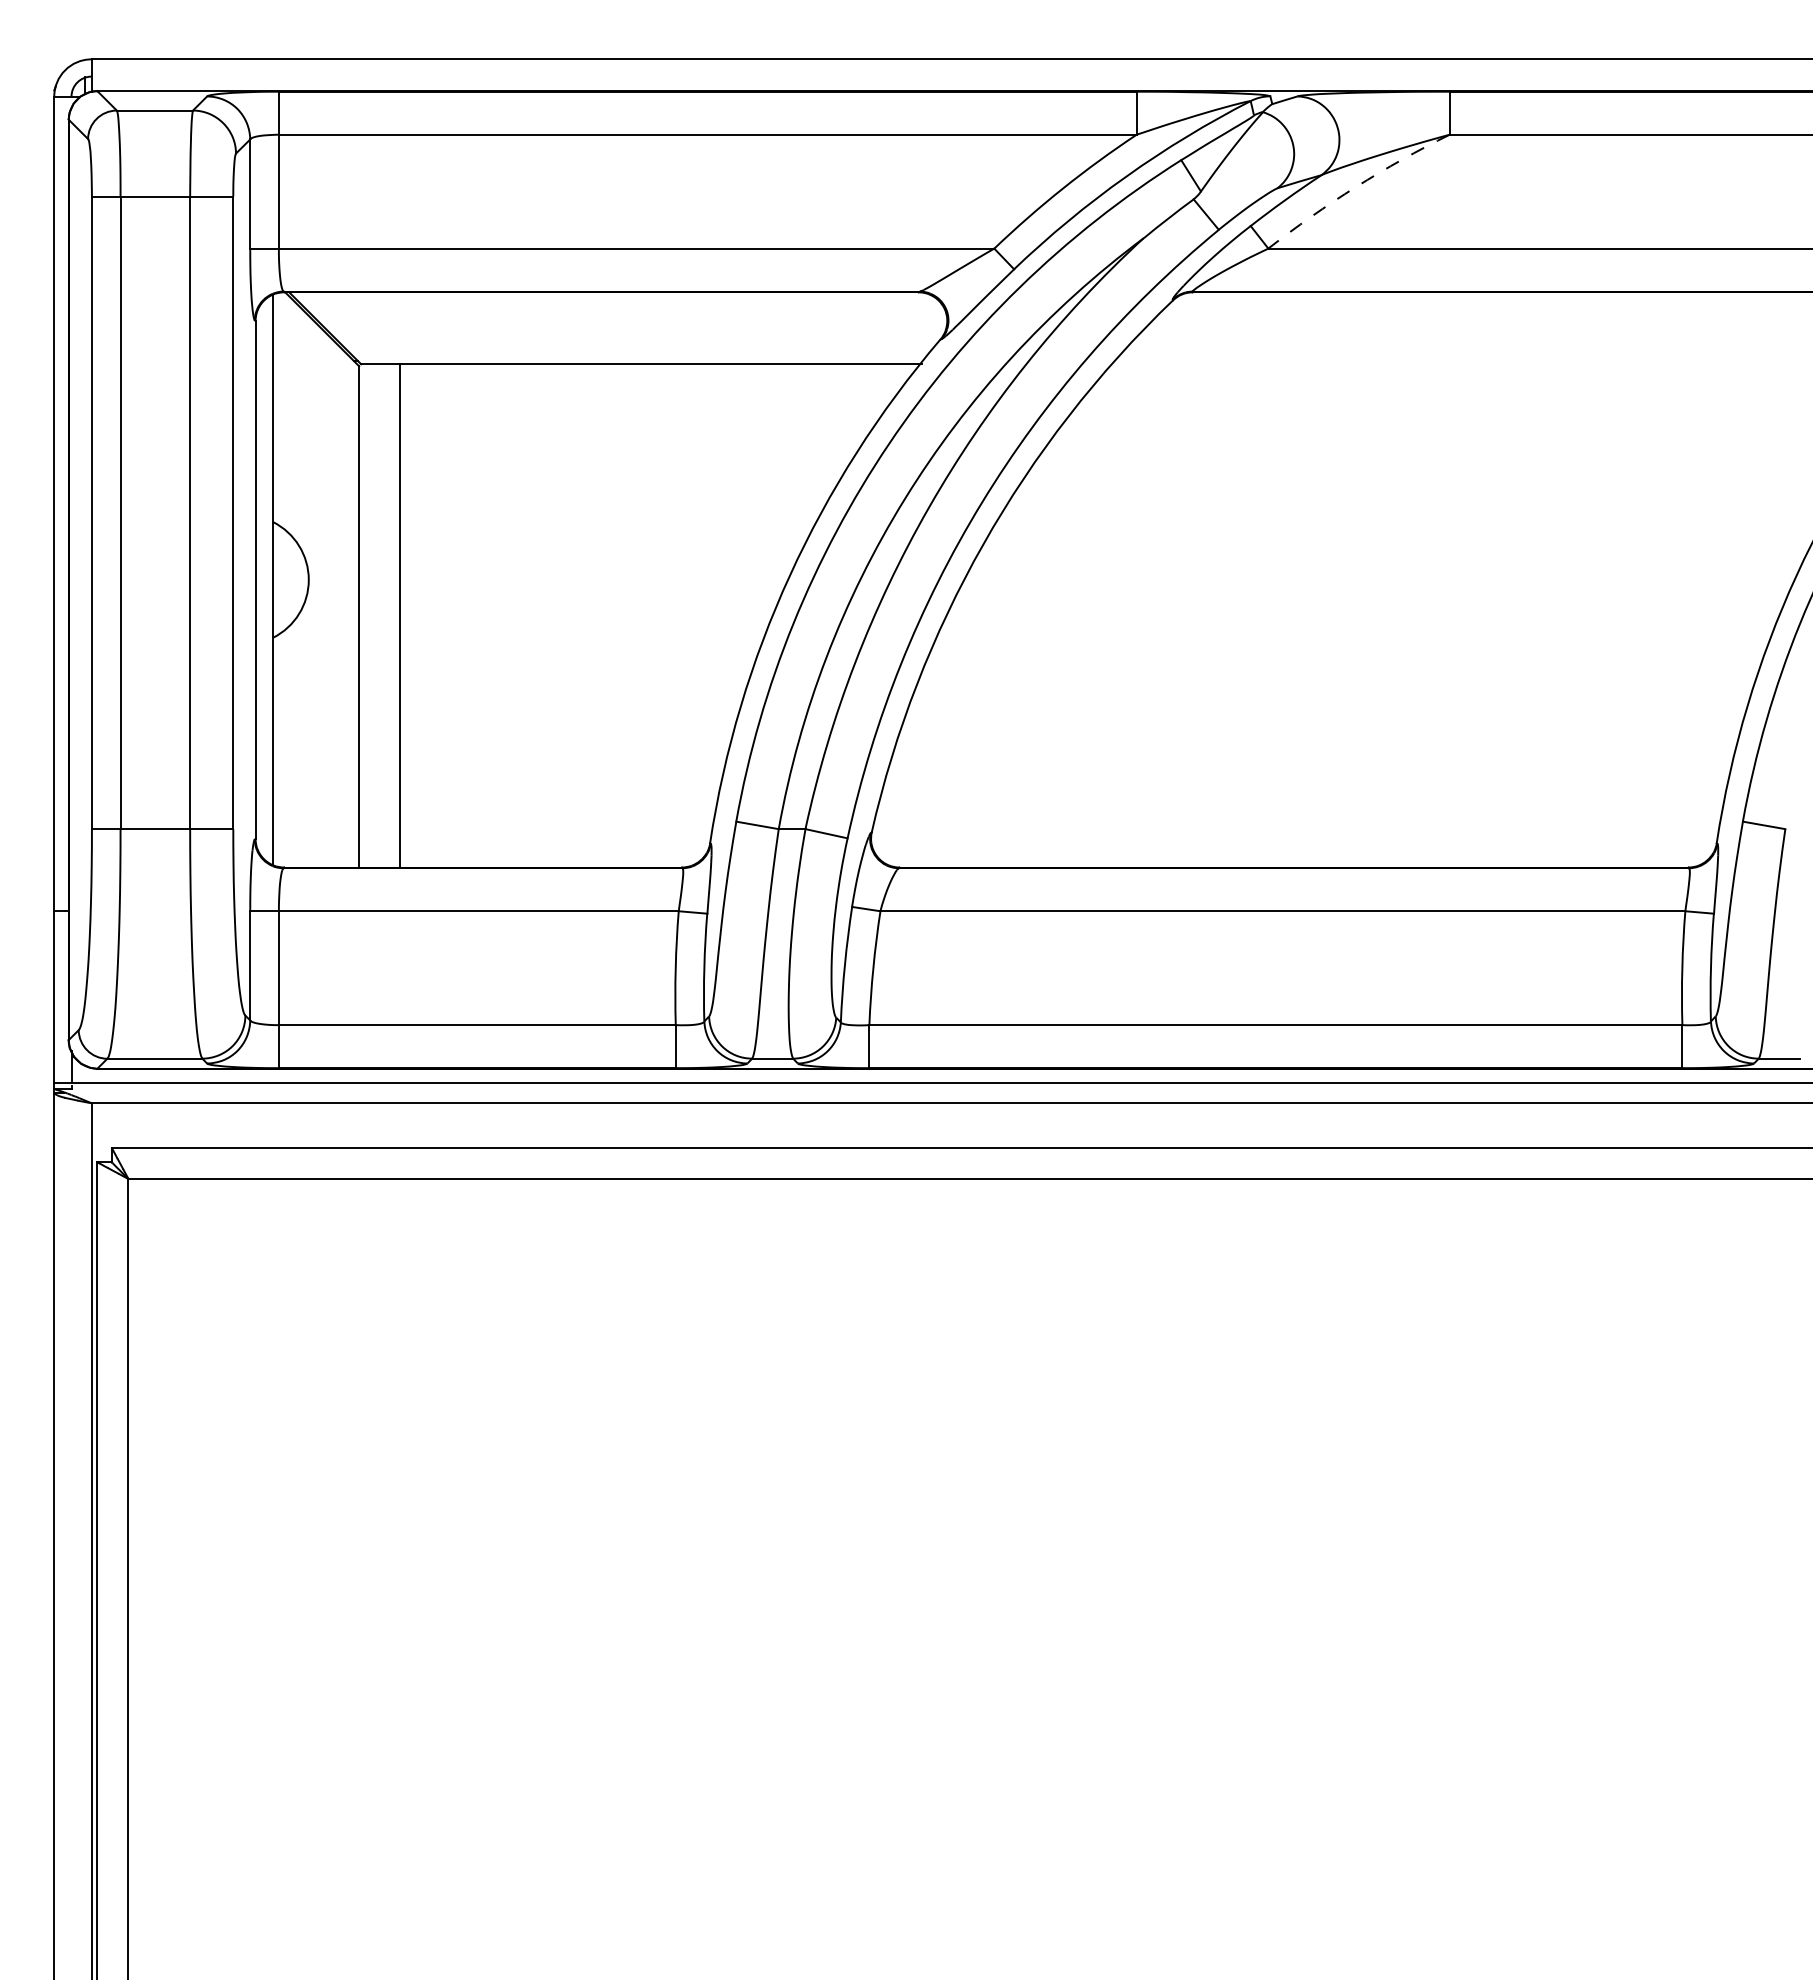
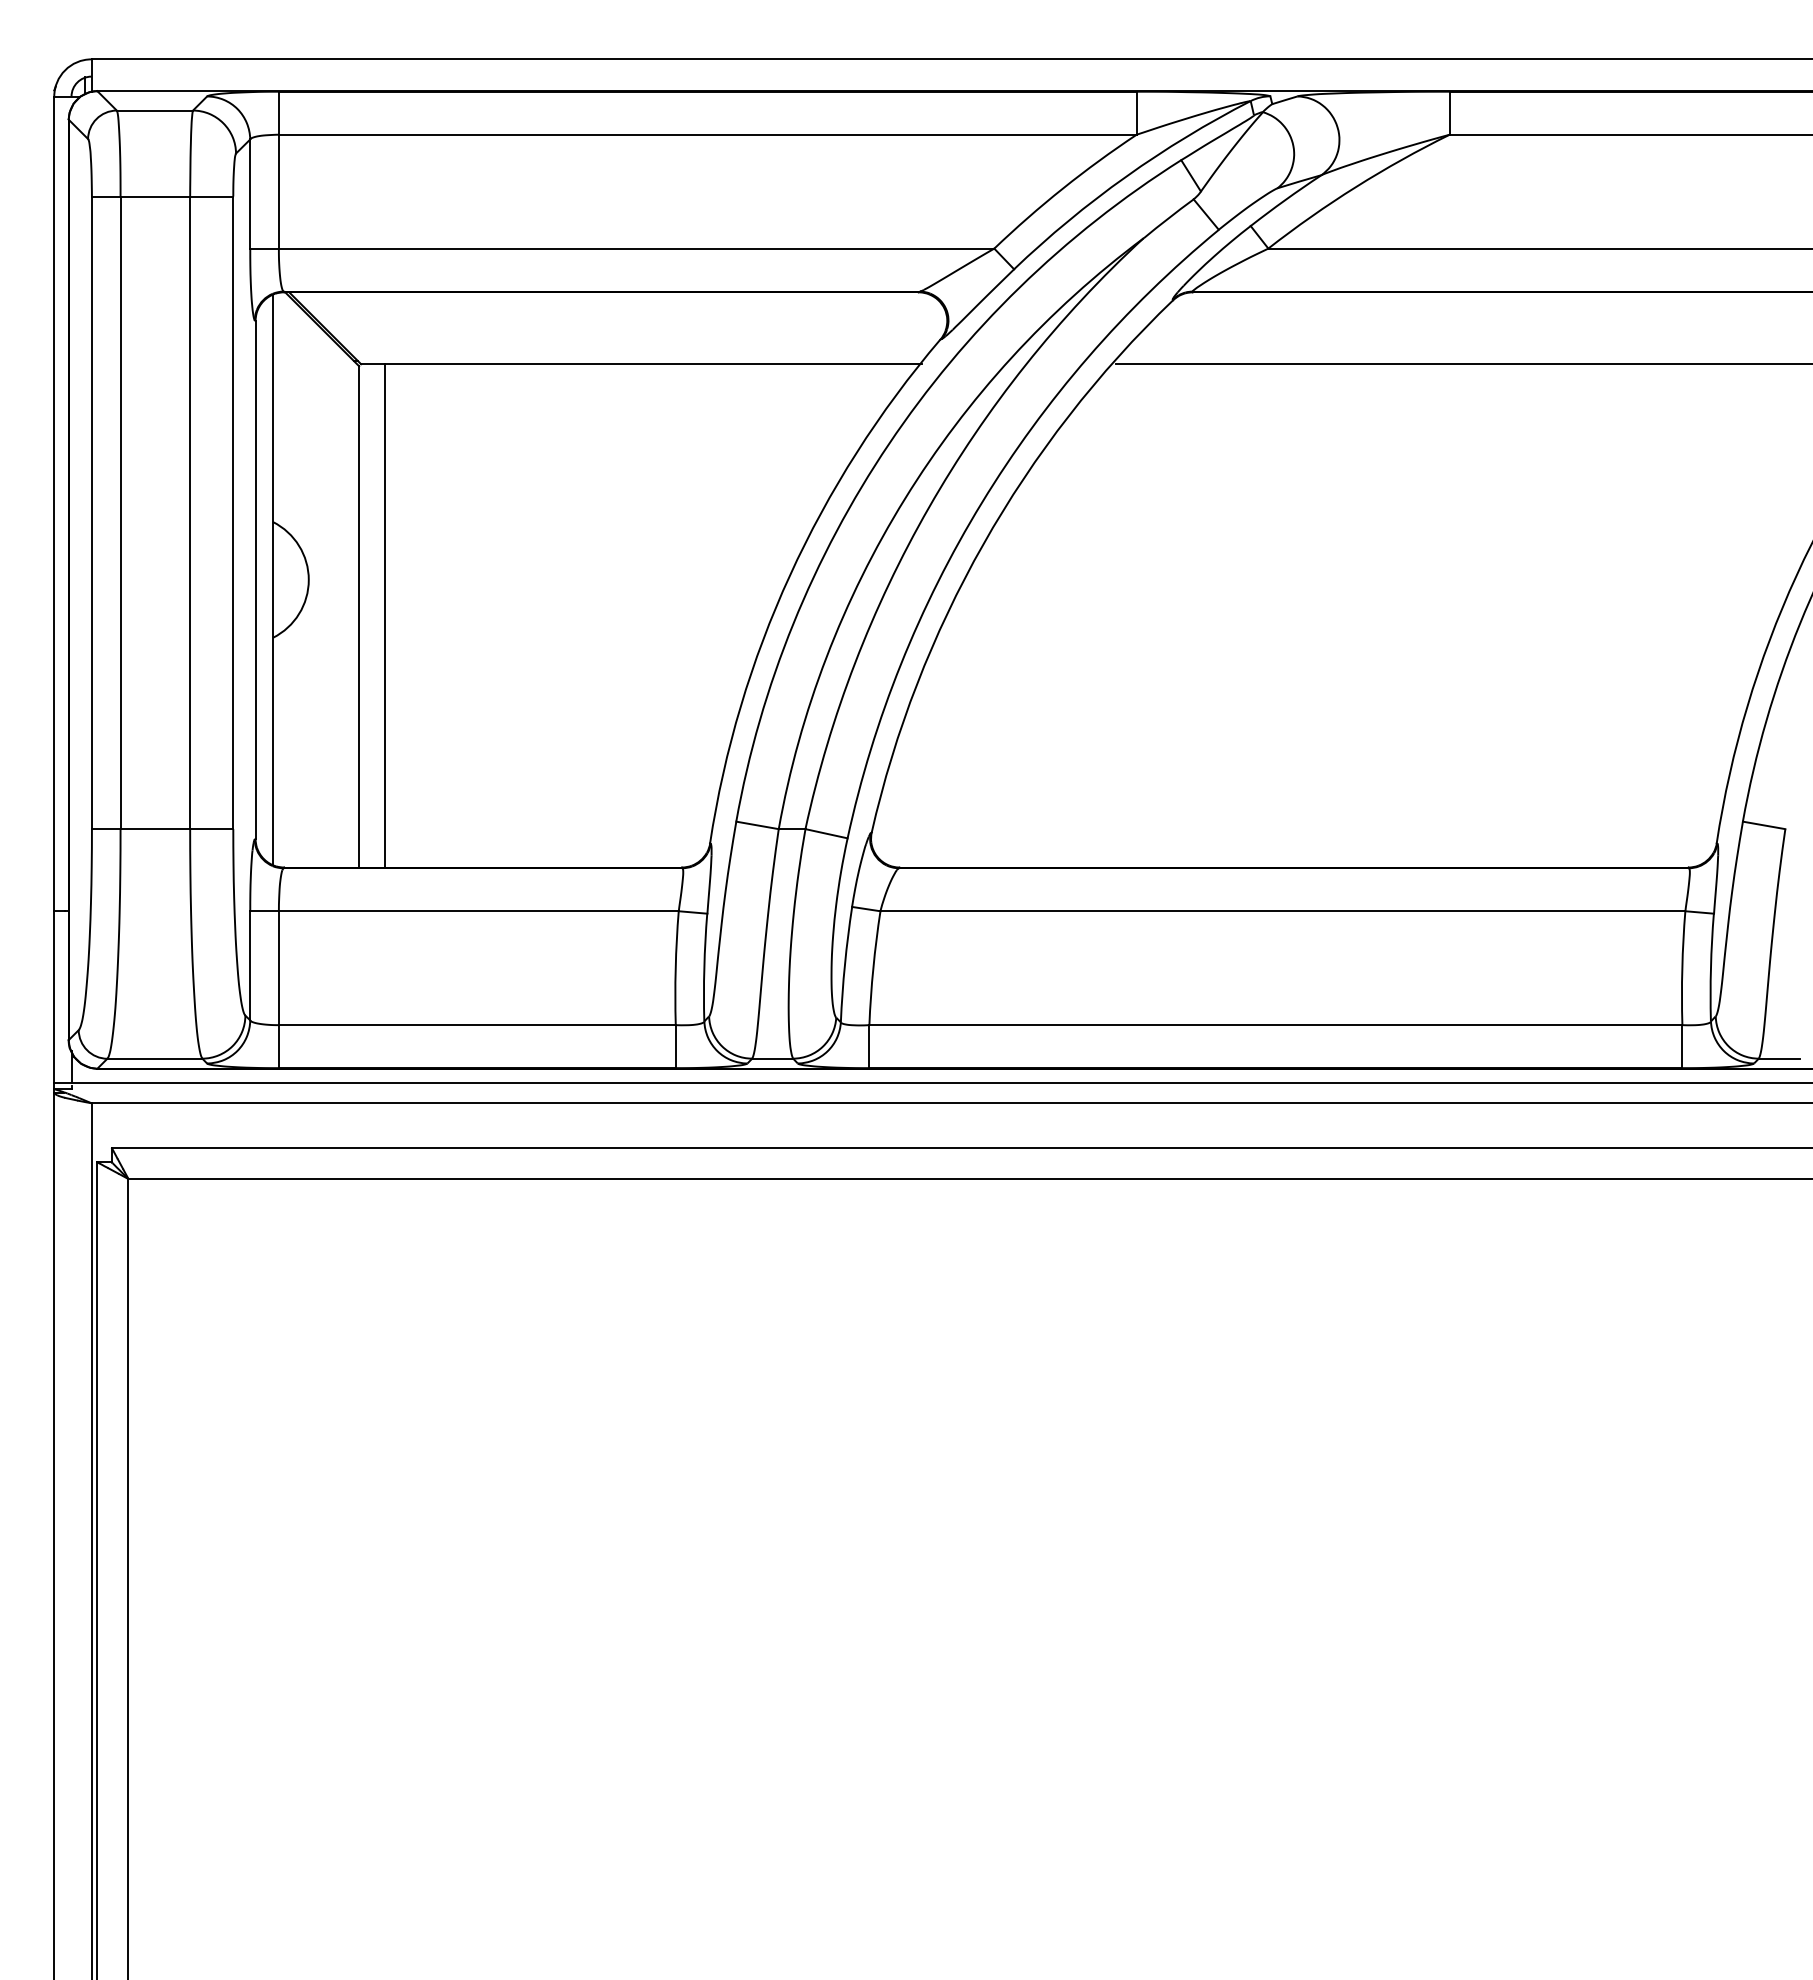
arc: dashed -> solid (1356, 187)
line: none -> present (1462, 364)
line position: (400, 615) -> (385, 615) (385, 615)
